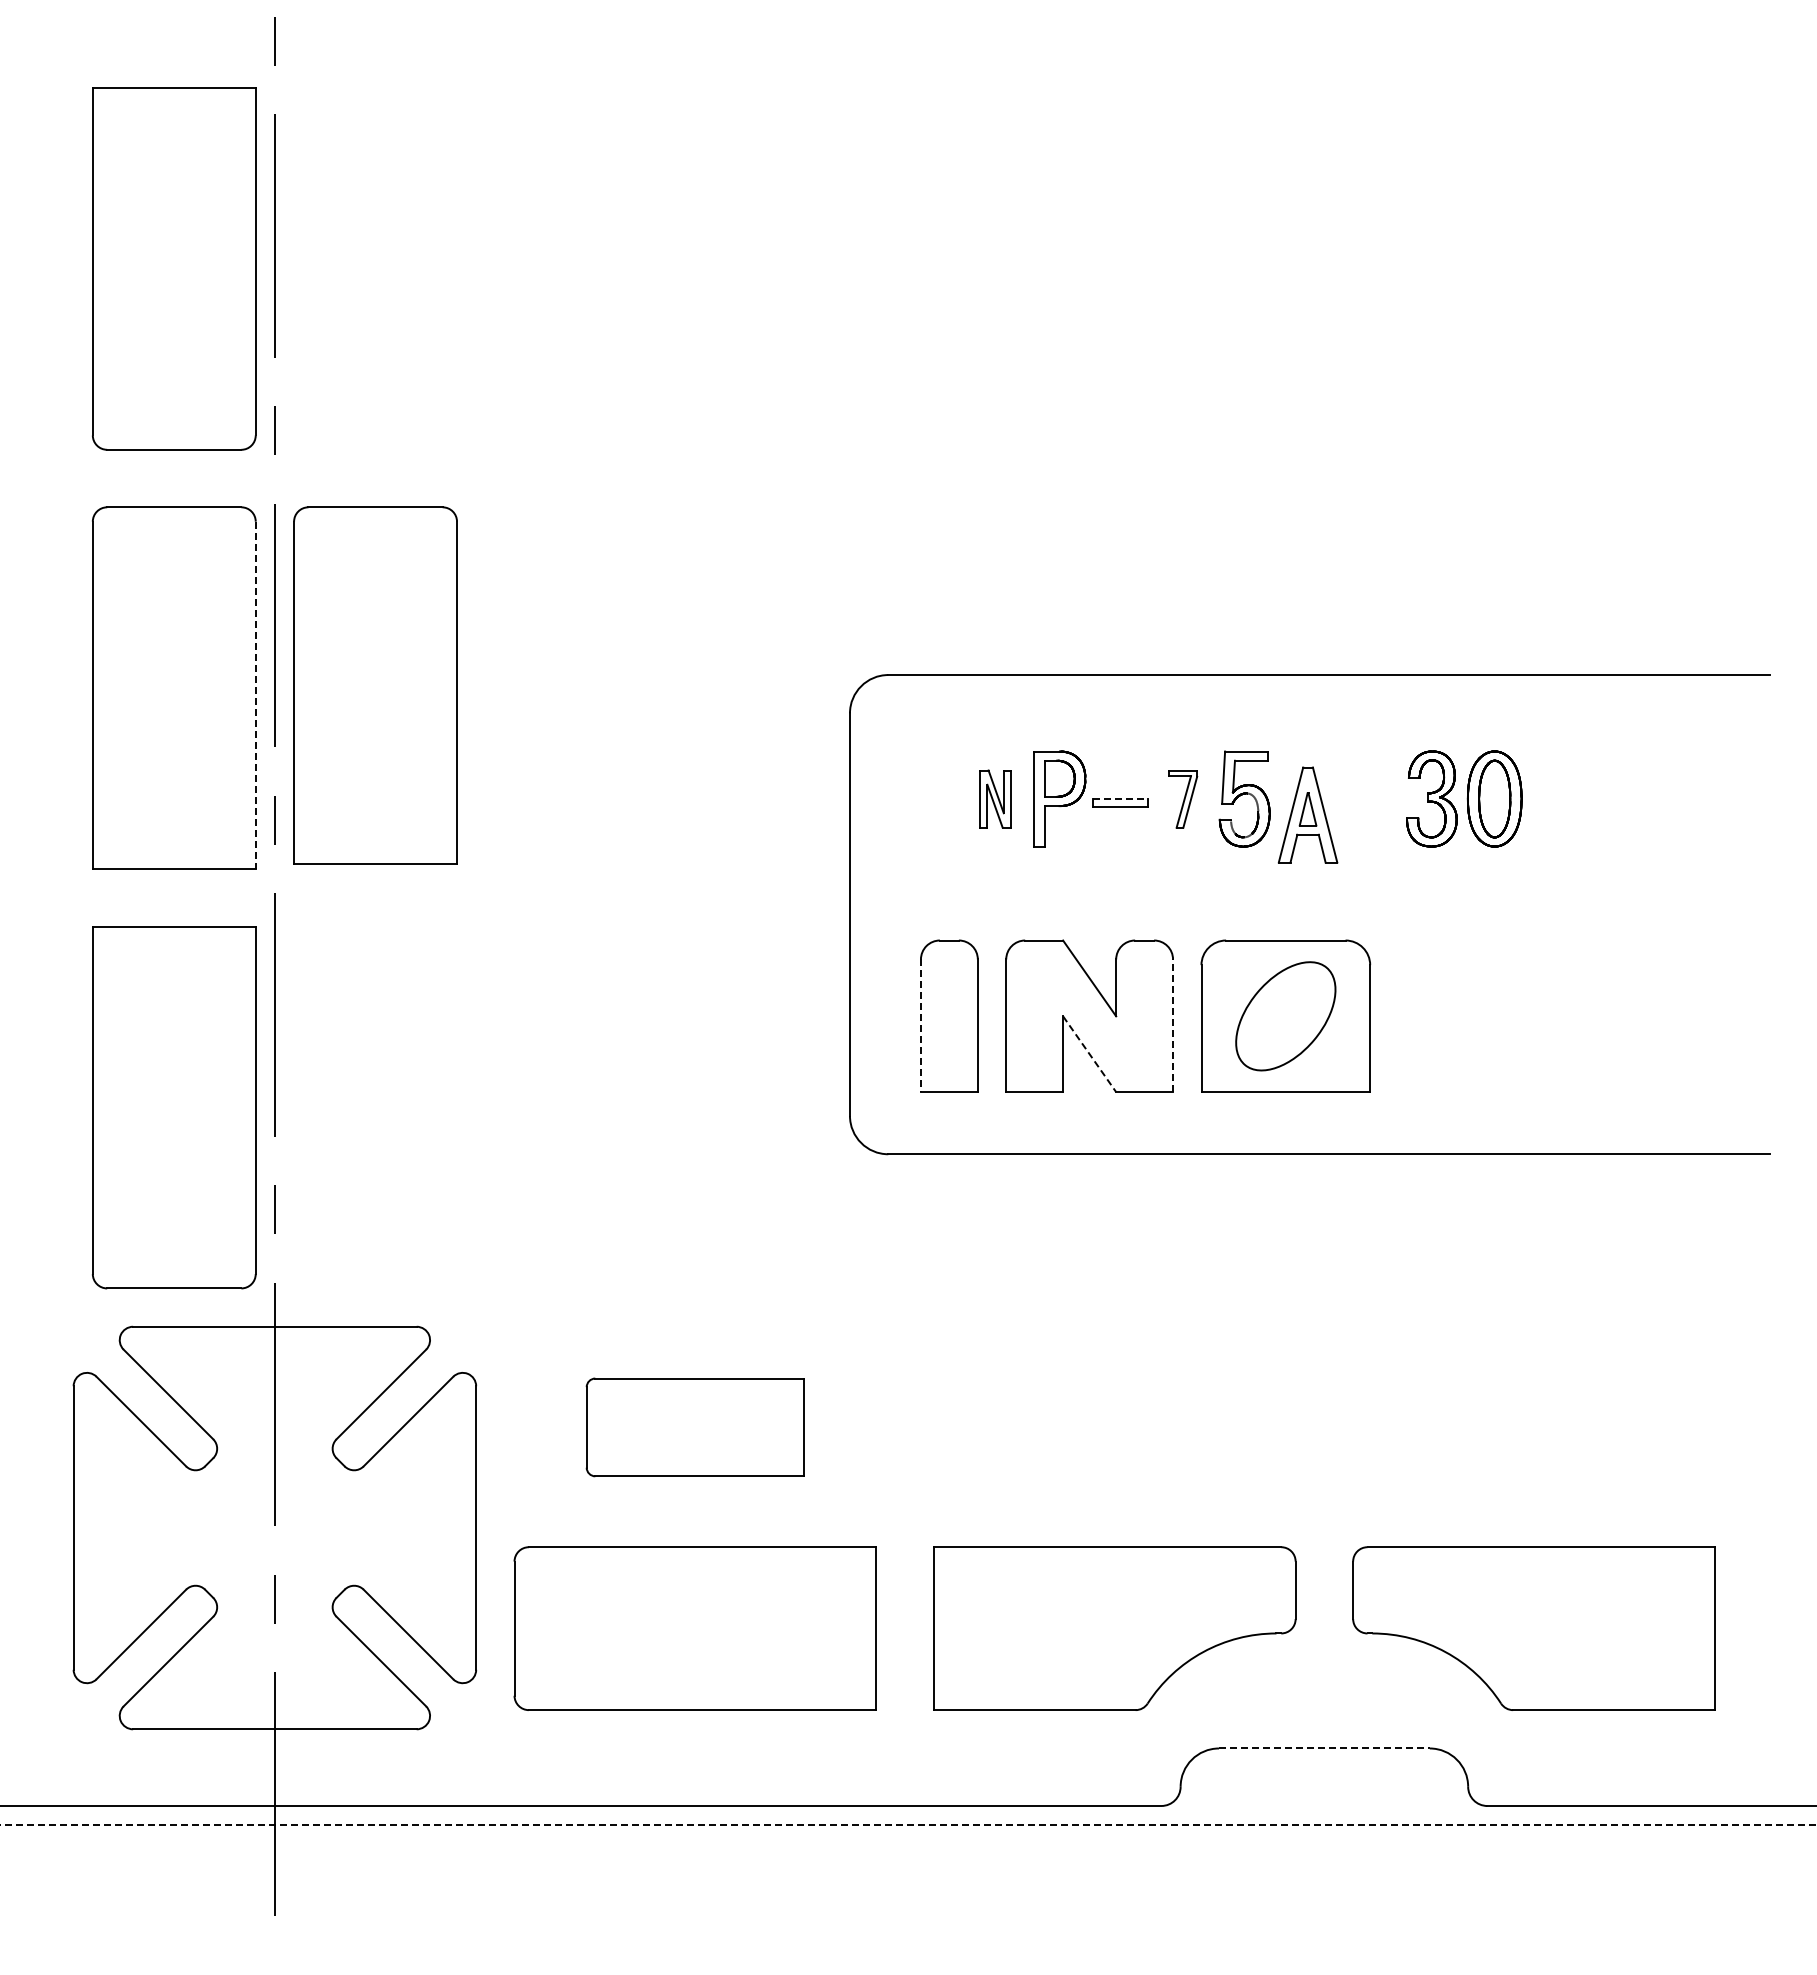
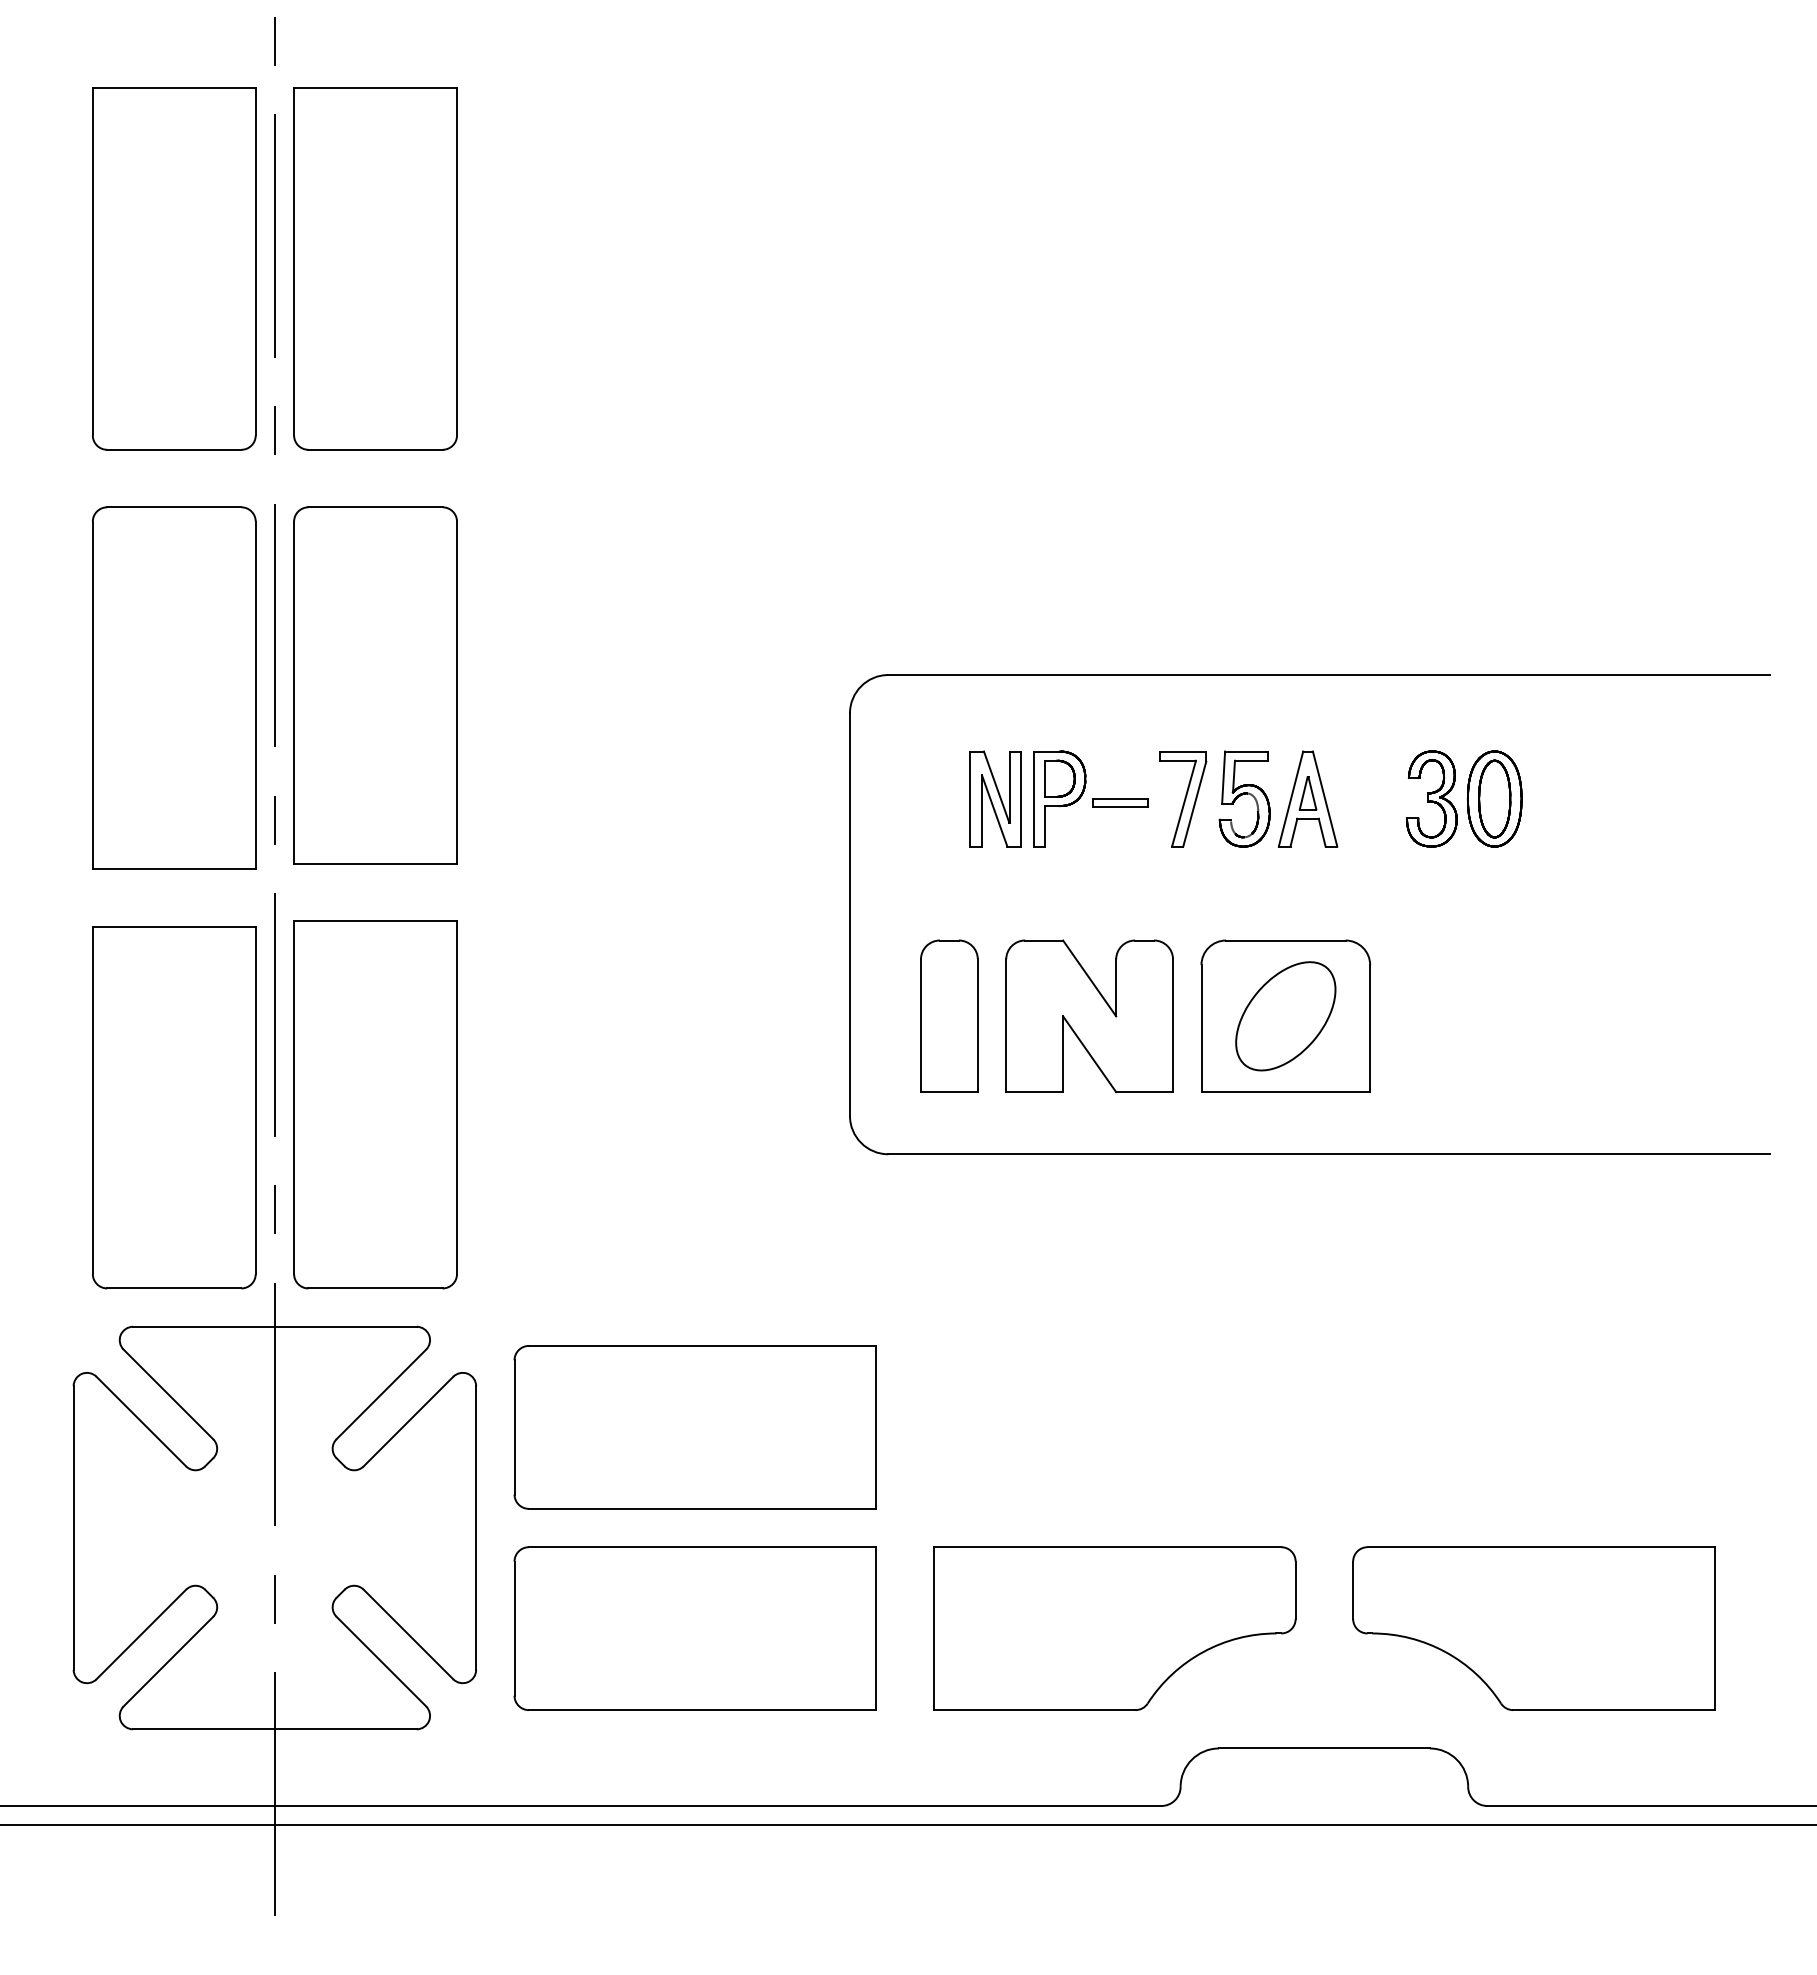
part: none -> present (375, 268)
line: dashed -> solid (255, 695)
part size: 33x60 px -> 53x98 px (995, 798)
line: dashed -> solid (1120, 798)
part size: 31x59 px -> 49x97 px (1183, 799)
part position: (1307, 814) -> (1307, 798) (1307, 798)
line: dashed -> solid (1173, 1025)
line: dashed -> solid (920, 1026)
line: dashed -> solid (1089, 1054)
part: none -> present (375, 1104)
part size: 220x101 px -> 364x165 px (694, 1427)
line: dashed -> solid (1324, 1748)
line: dashed -> solid (908, 1825)
